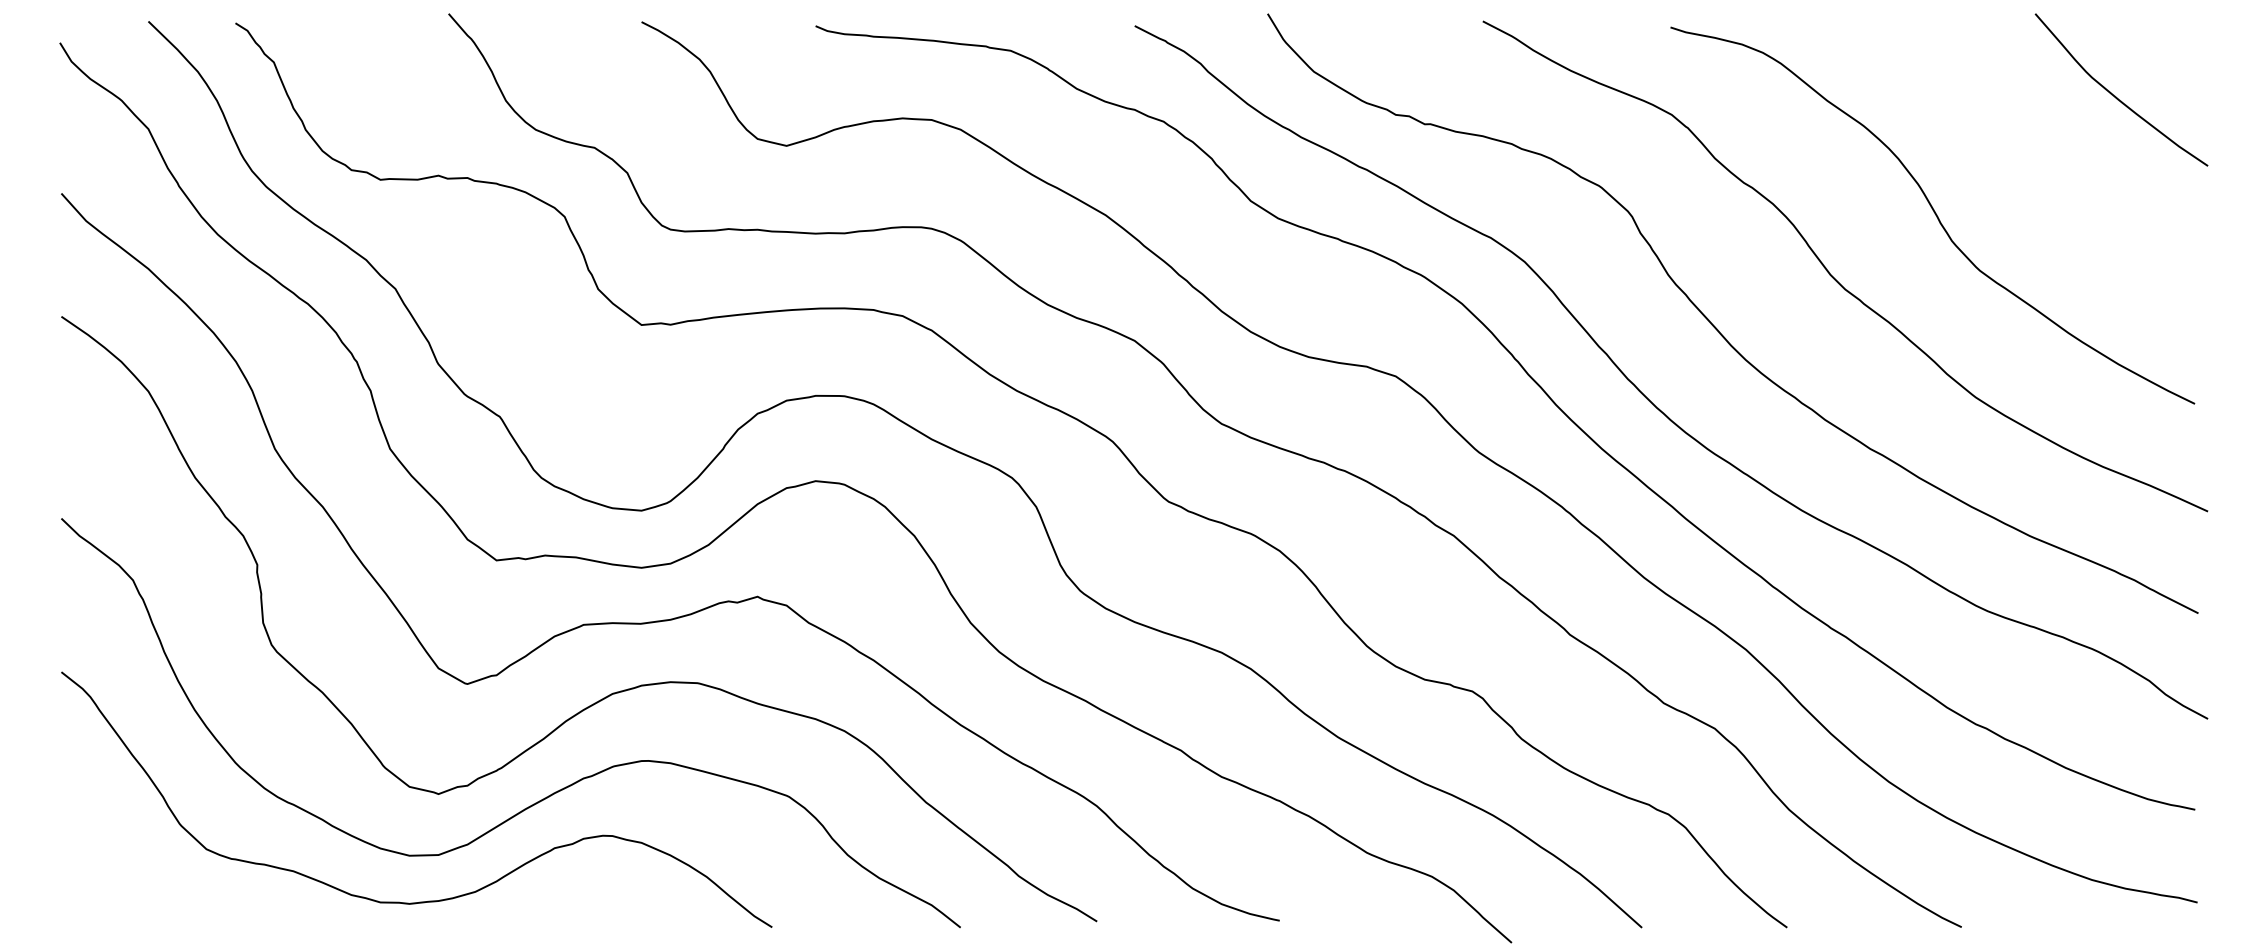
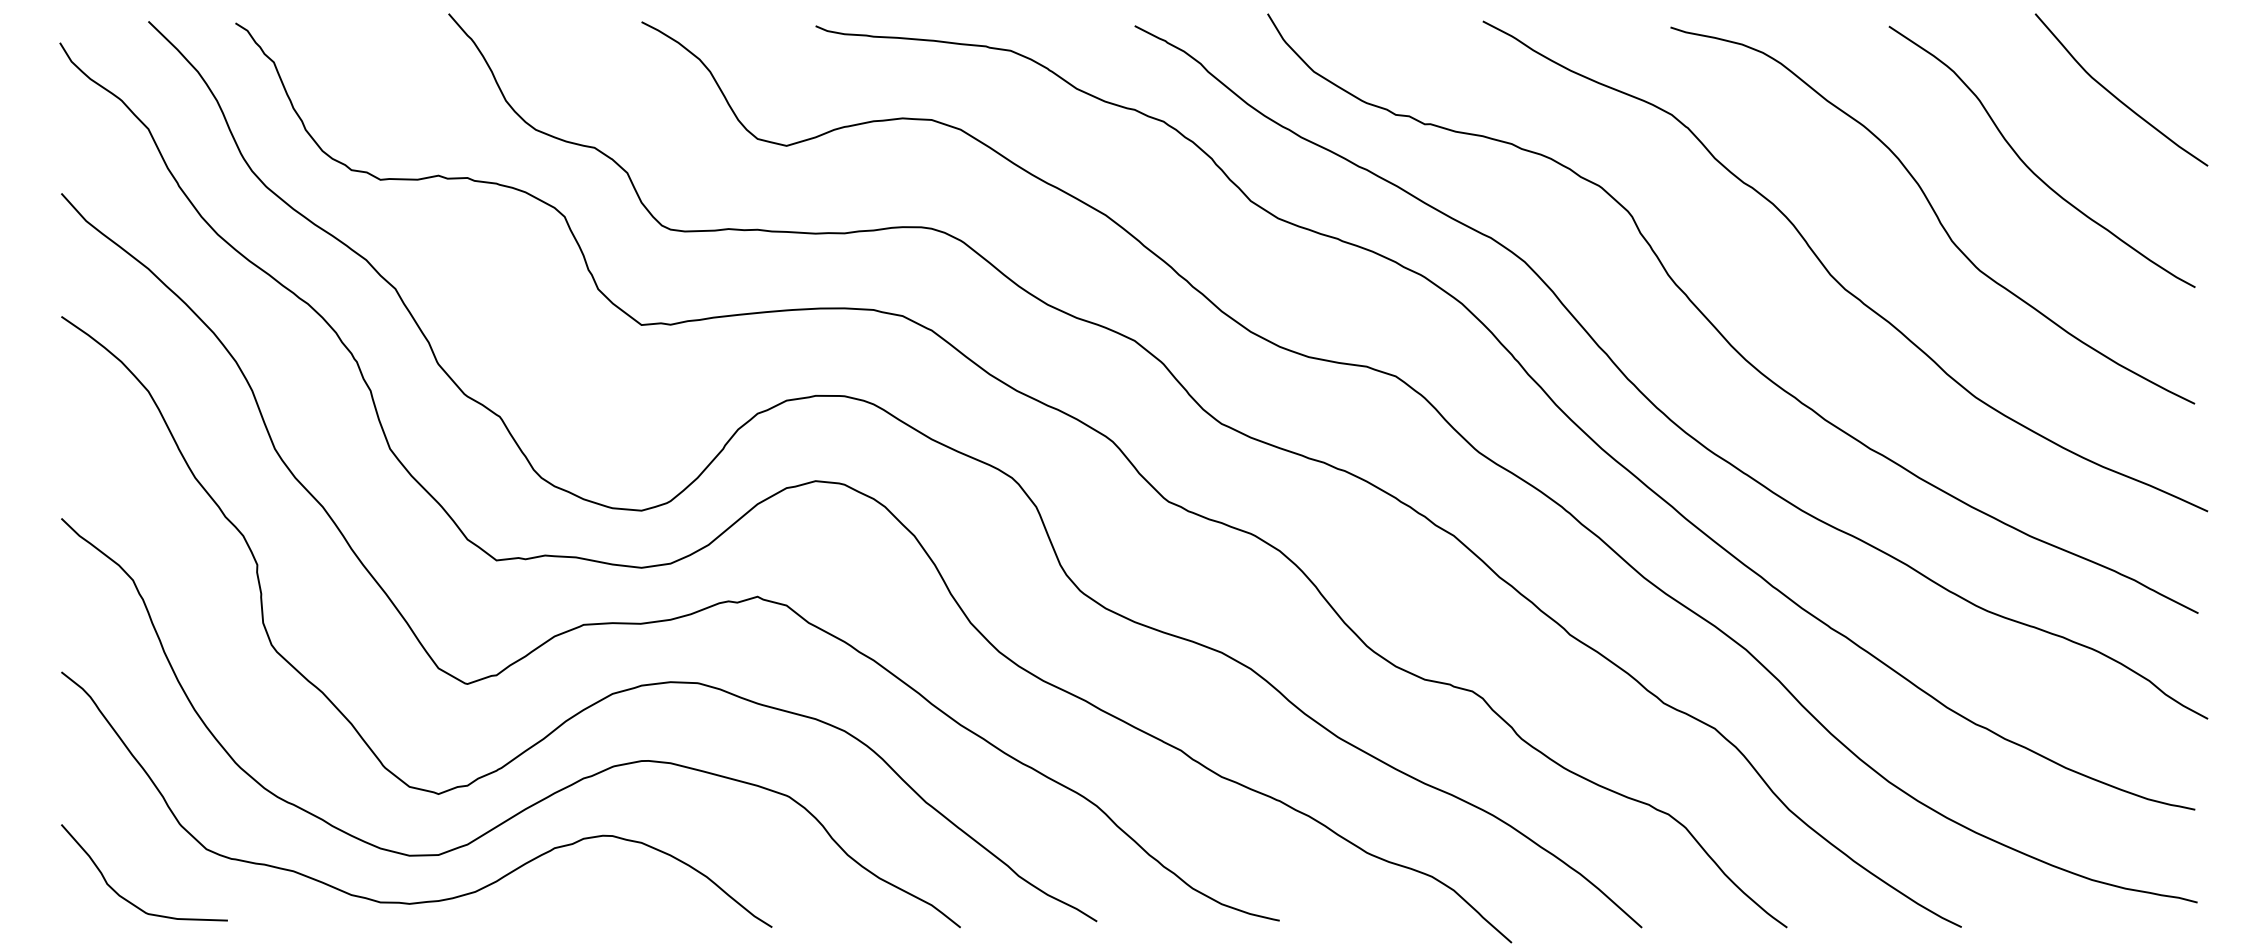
curve: none -> present (2029, 167)
curve: none -> present (127, 899)
